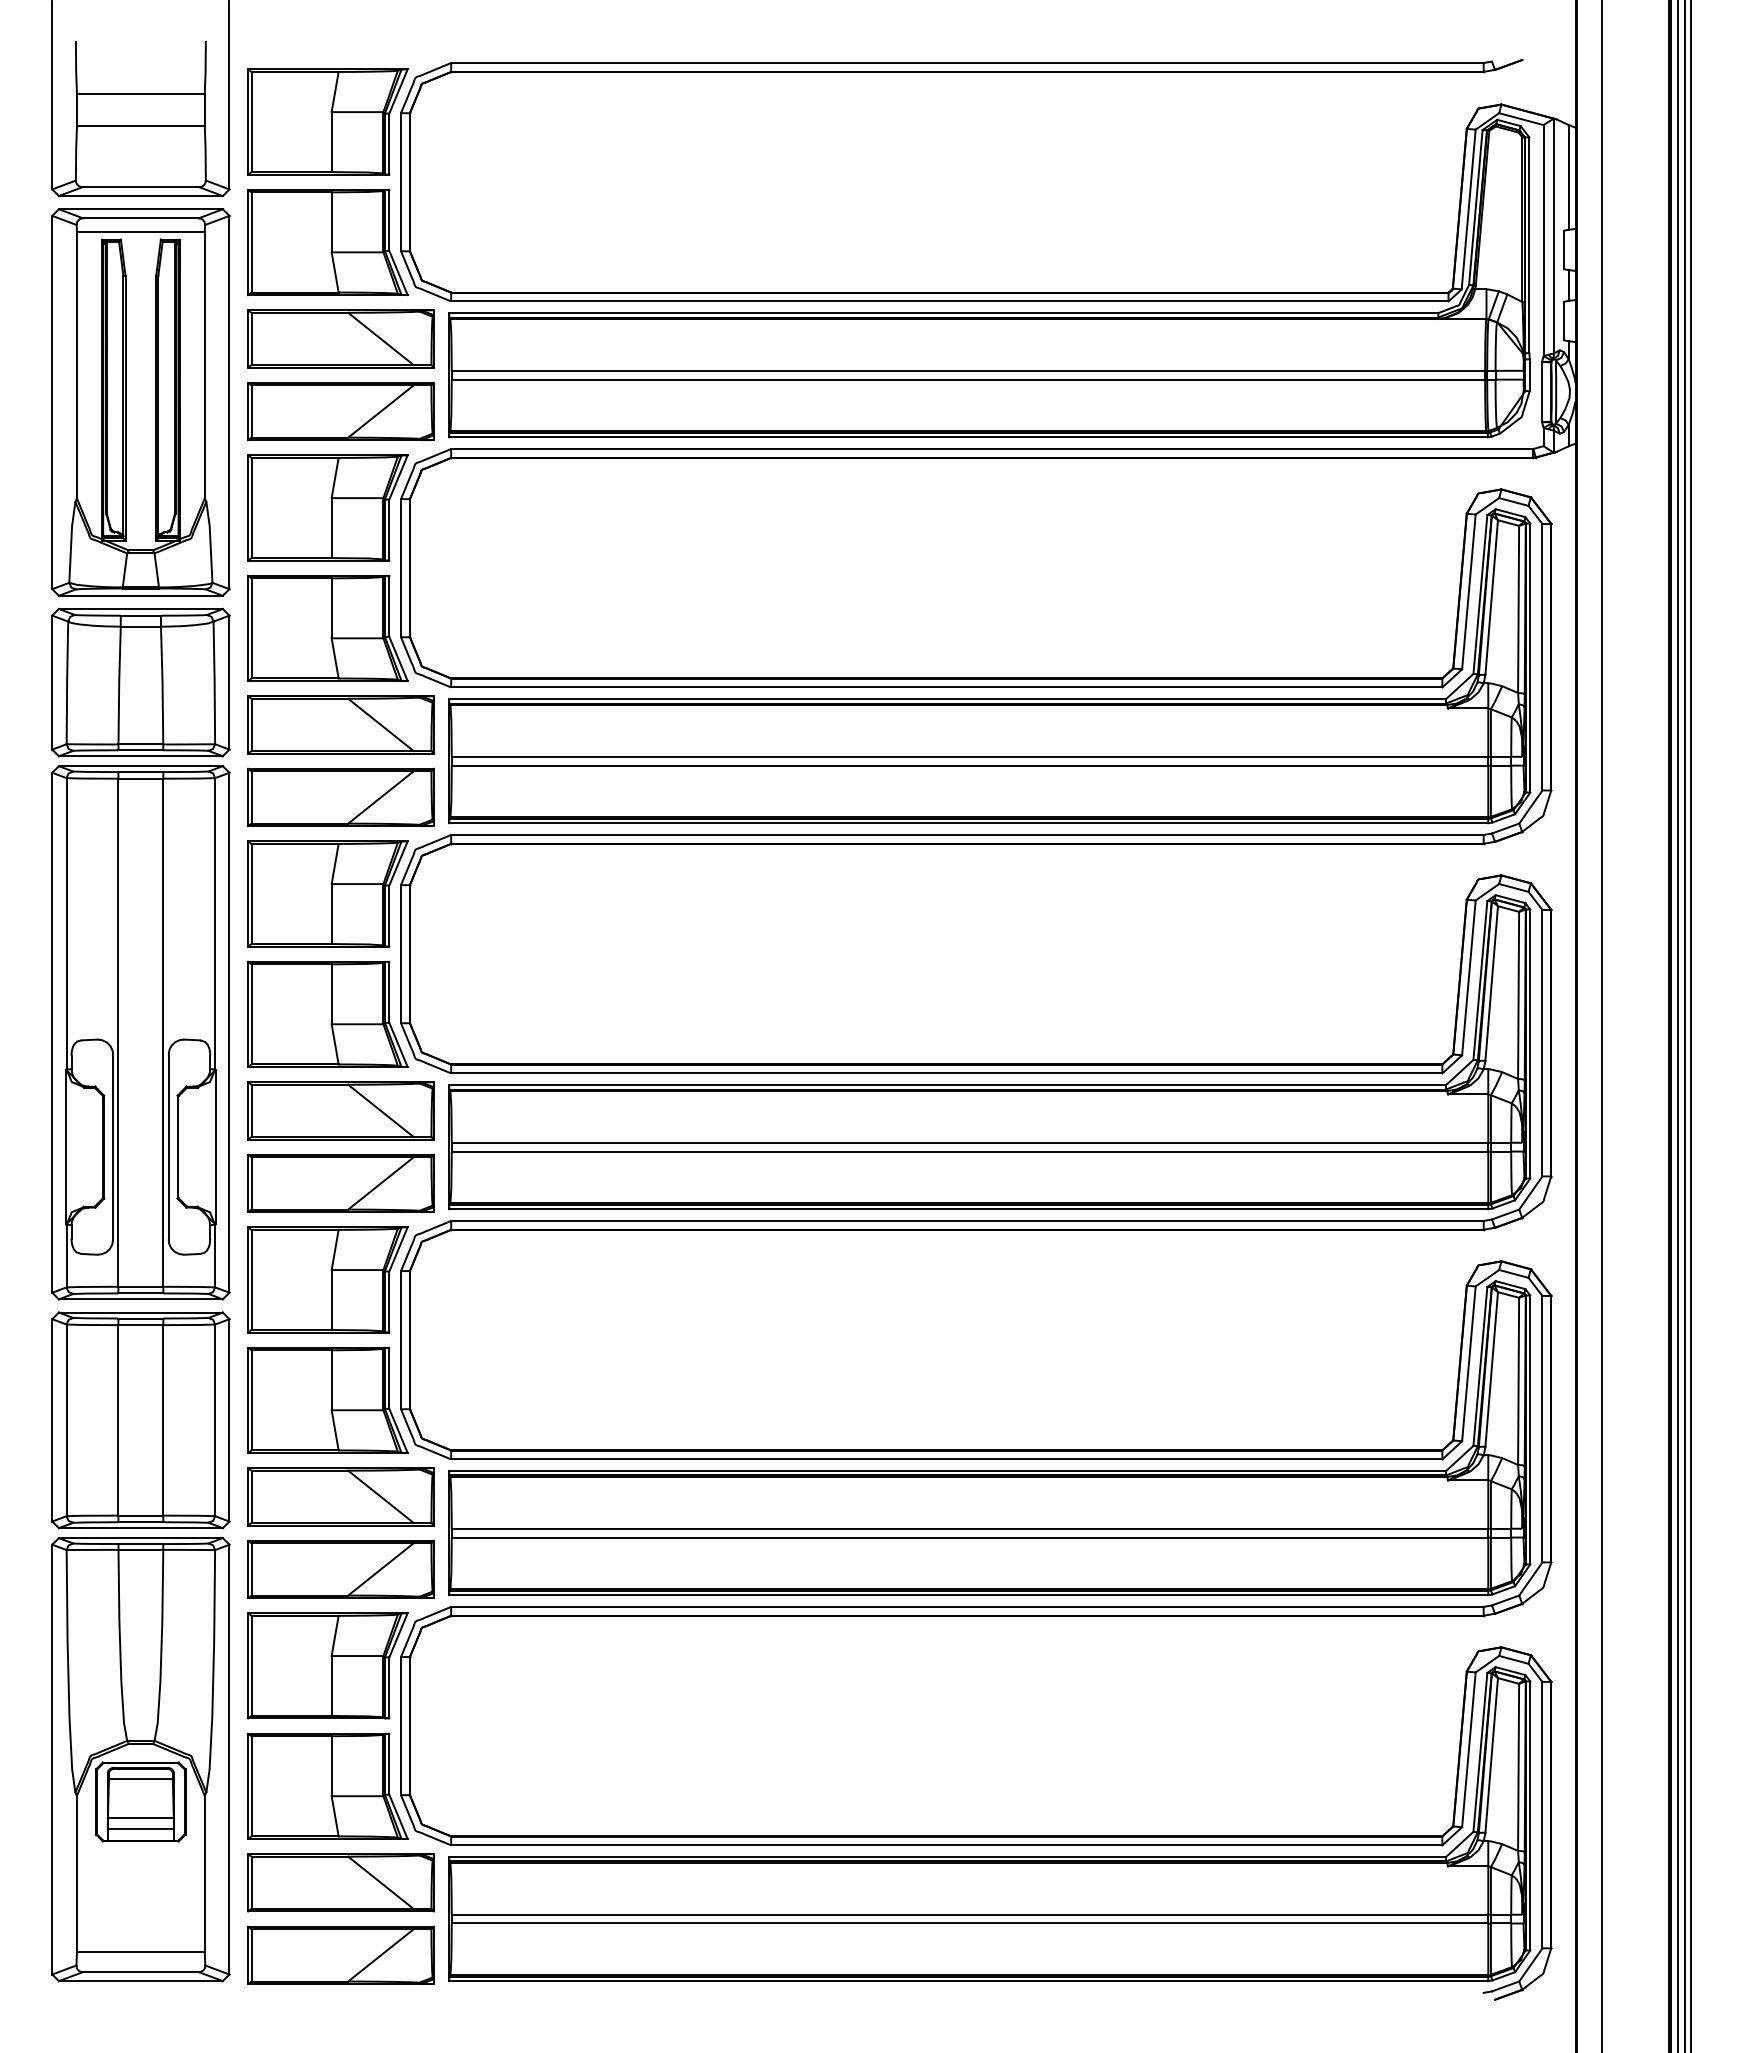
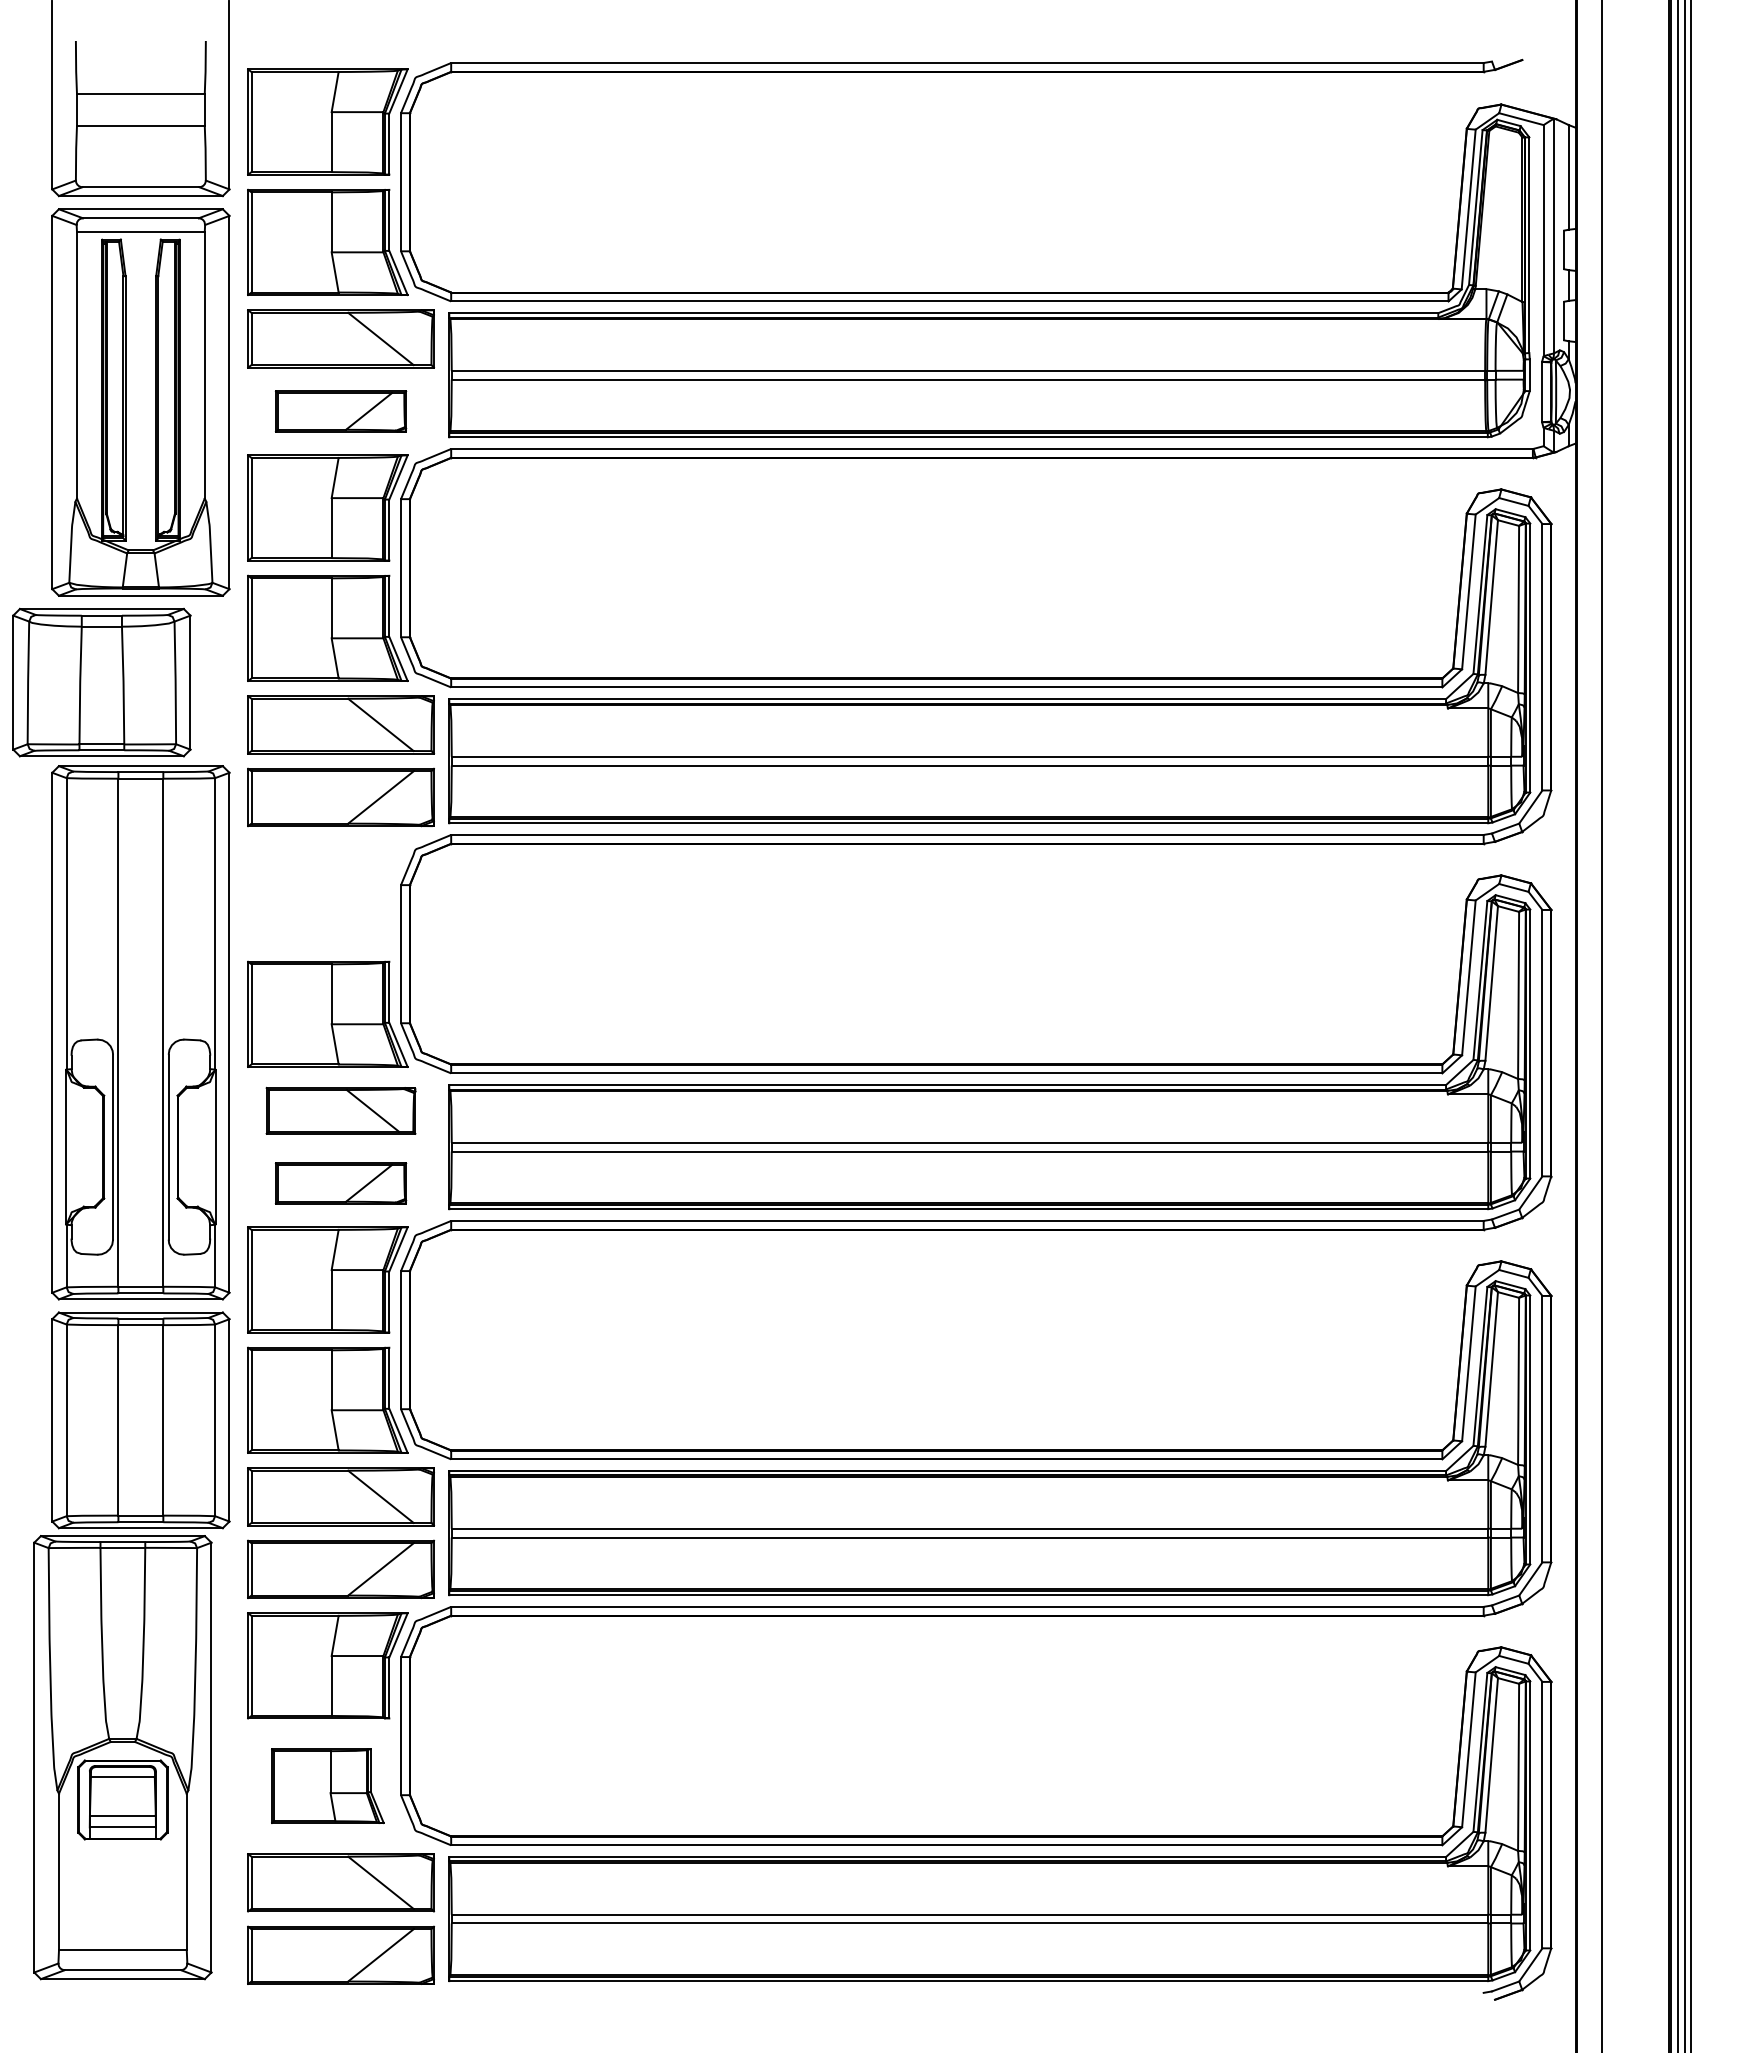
part size: 188x61 px -> 134x43 px (340, 411)
part position: (140, 682) -> (101, 682) (101, 682)
part: present -> none (327, 893)
part size: 188x60 px -> 152x49 px (340, 1110)
part size: 188x61 px -> 134x43 px (340, 1183)
part position: (140, 1759) -> (122, 1757) (122, 1757)
part size: 162x108 px -> 114x77 px (327, 1786)
